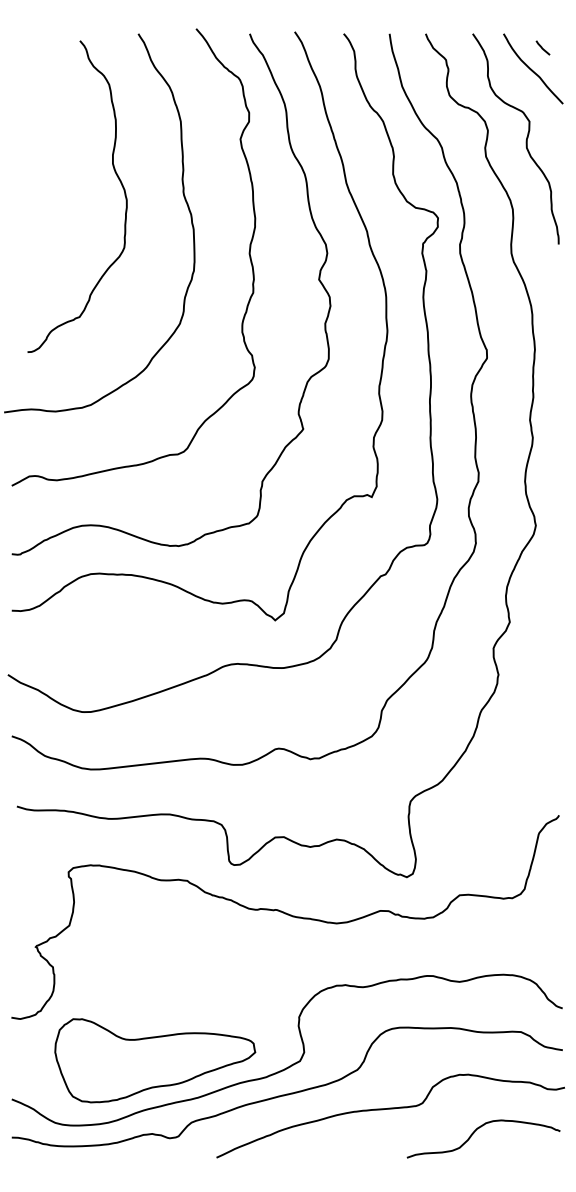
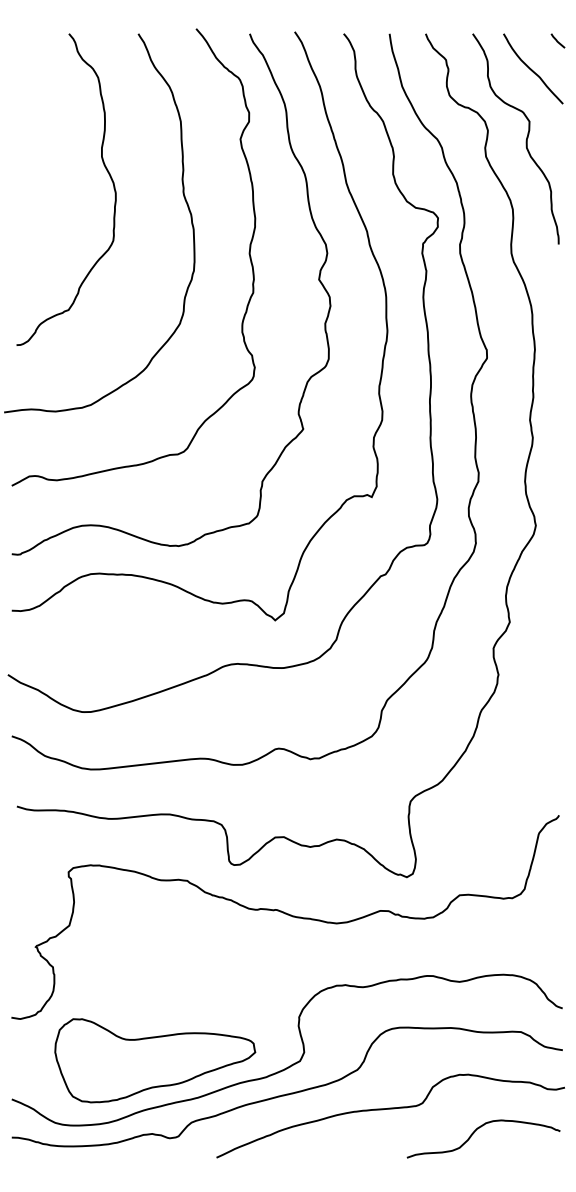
line position: (542, 47) -> (557, 40) (557, 40)
curve position: (115, 174) -> (104, 167) (104, 167)
